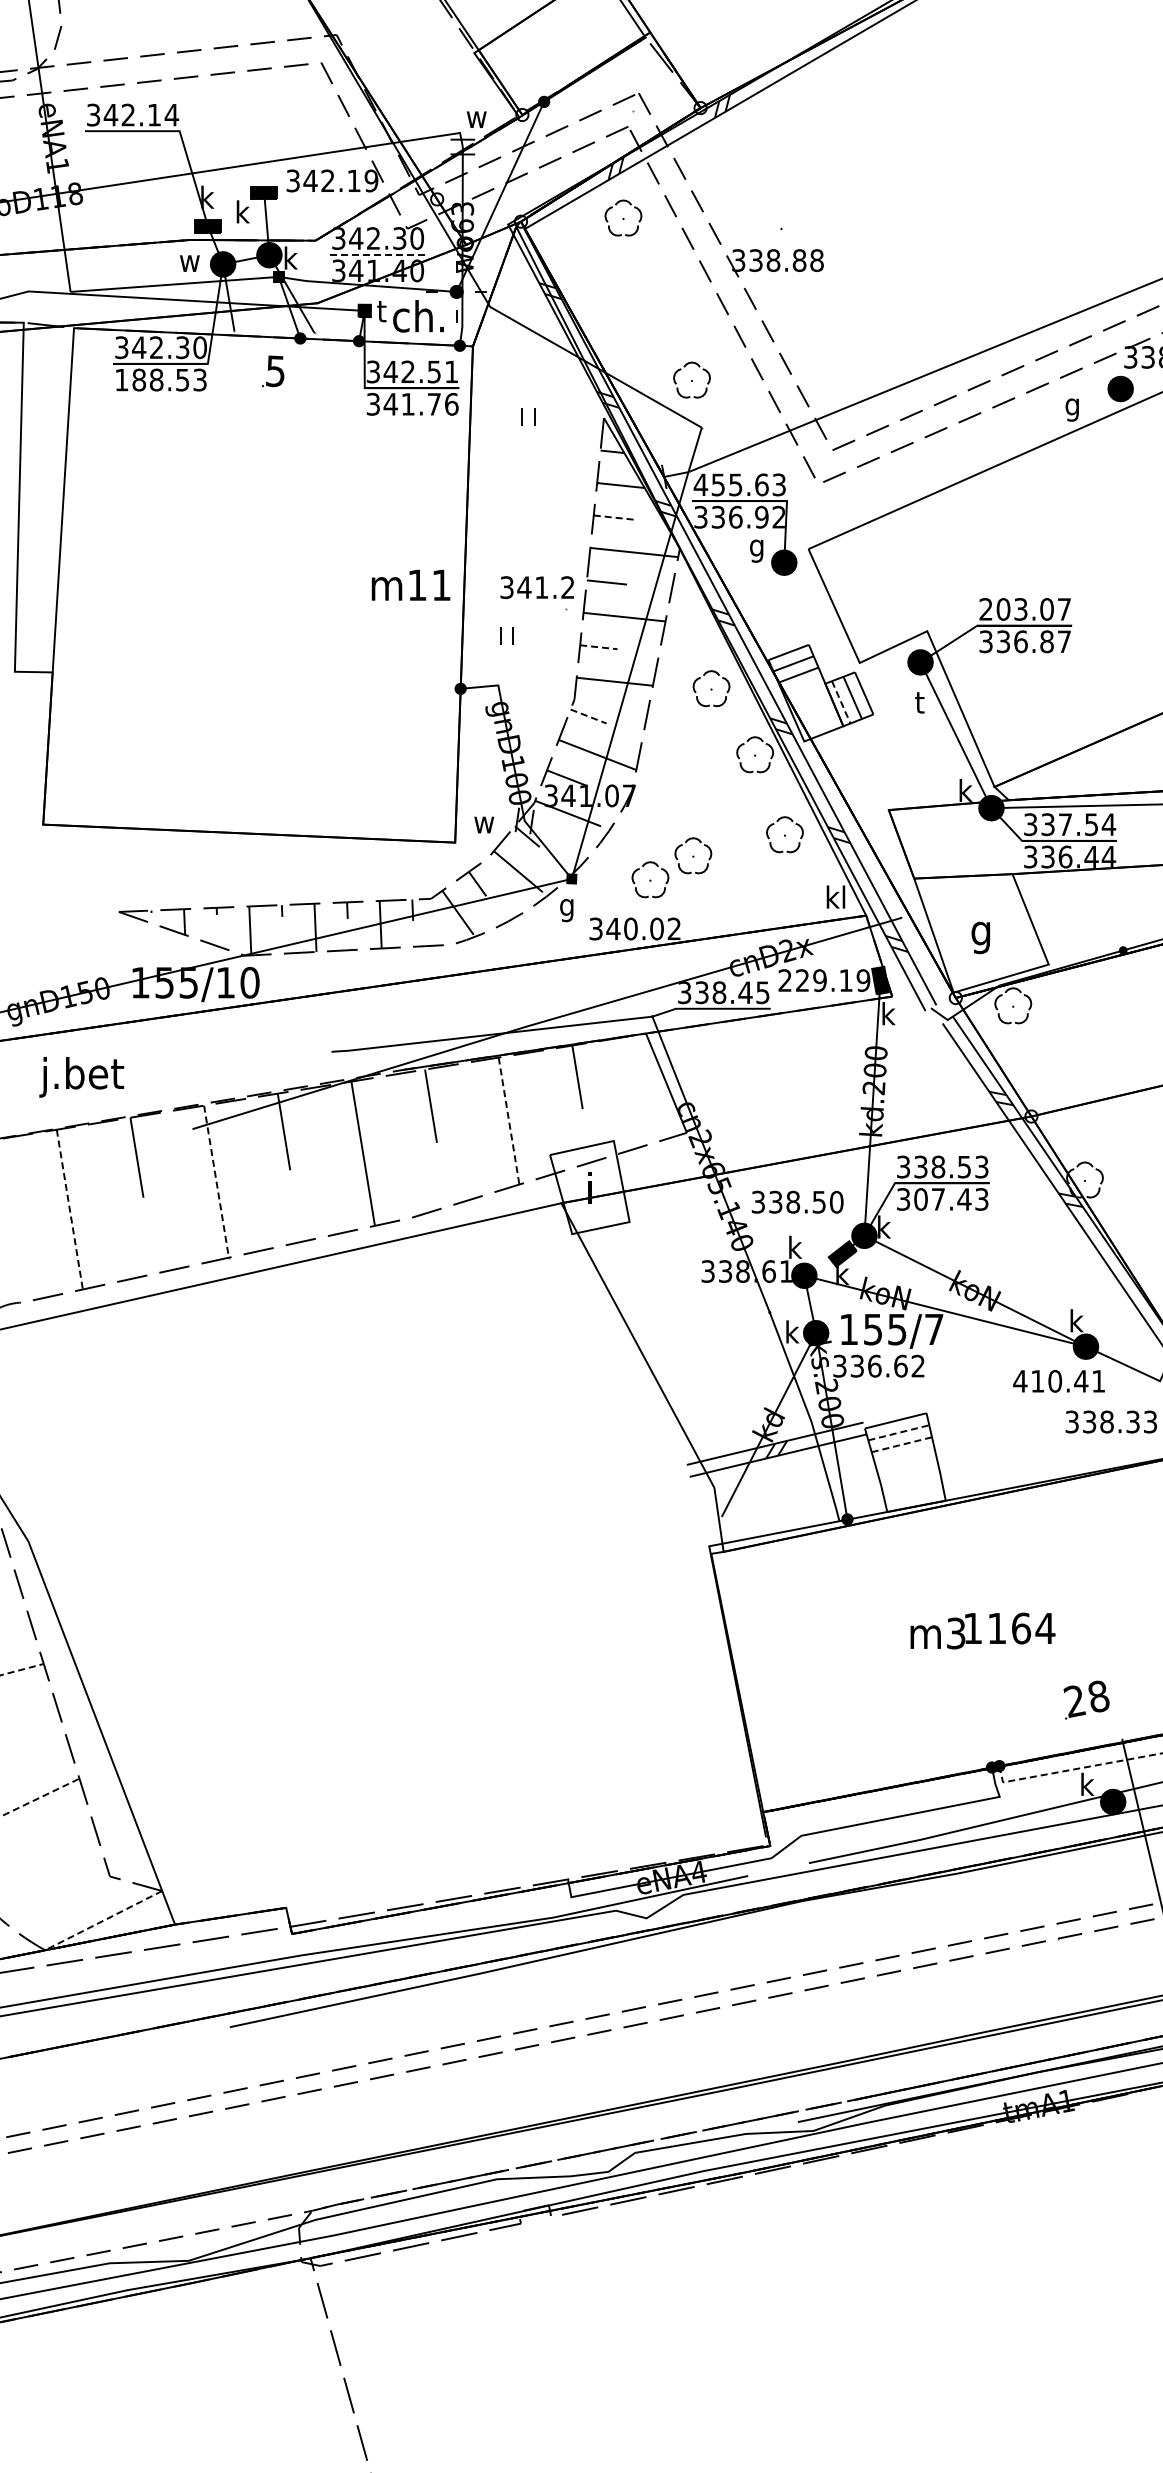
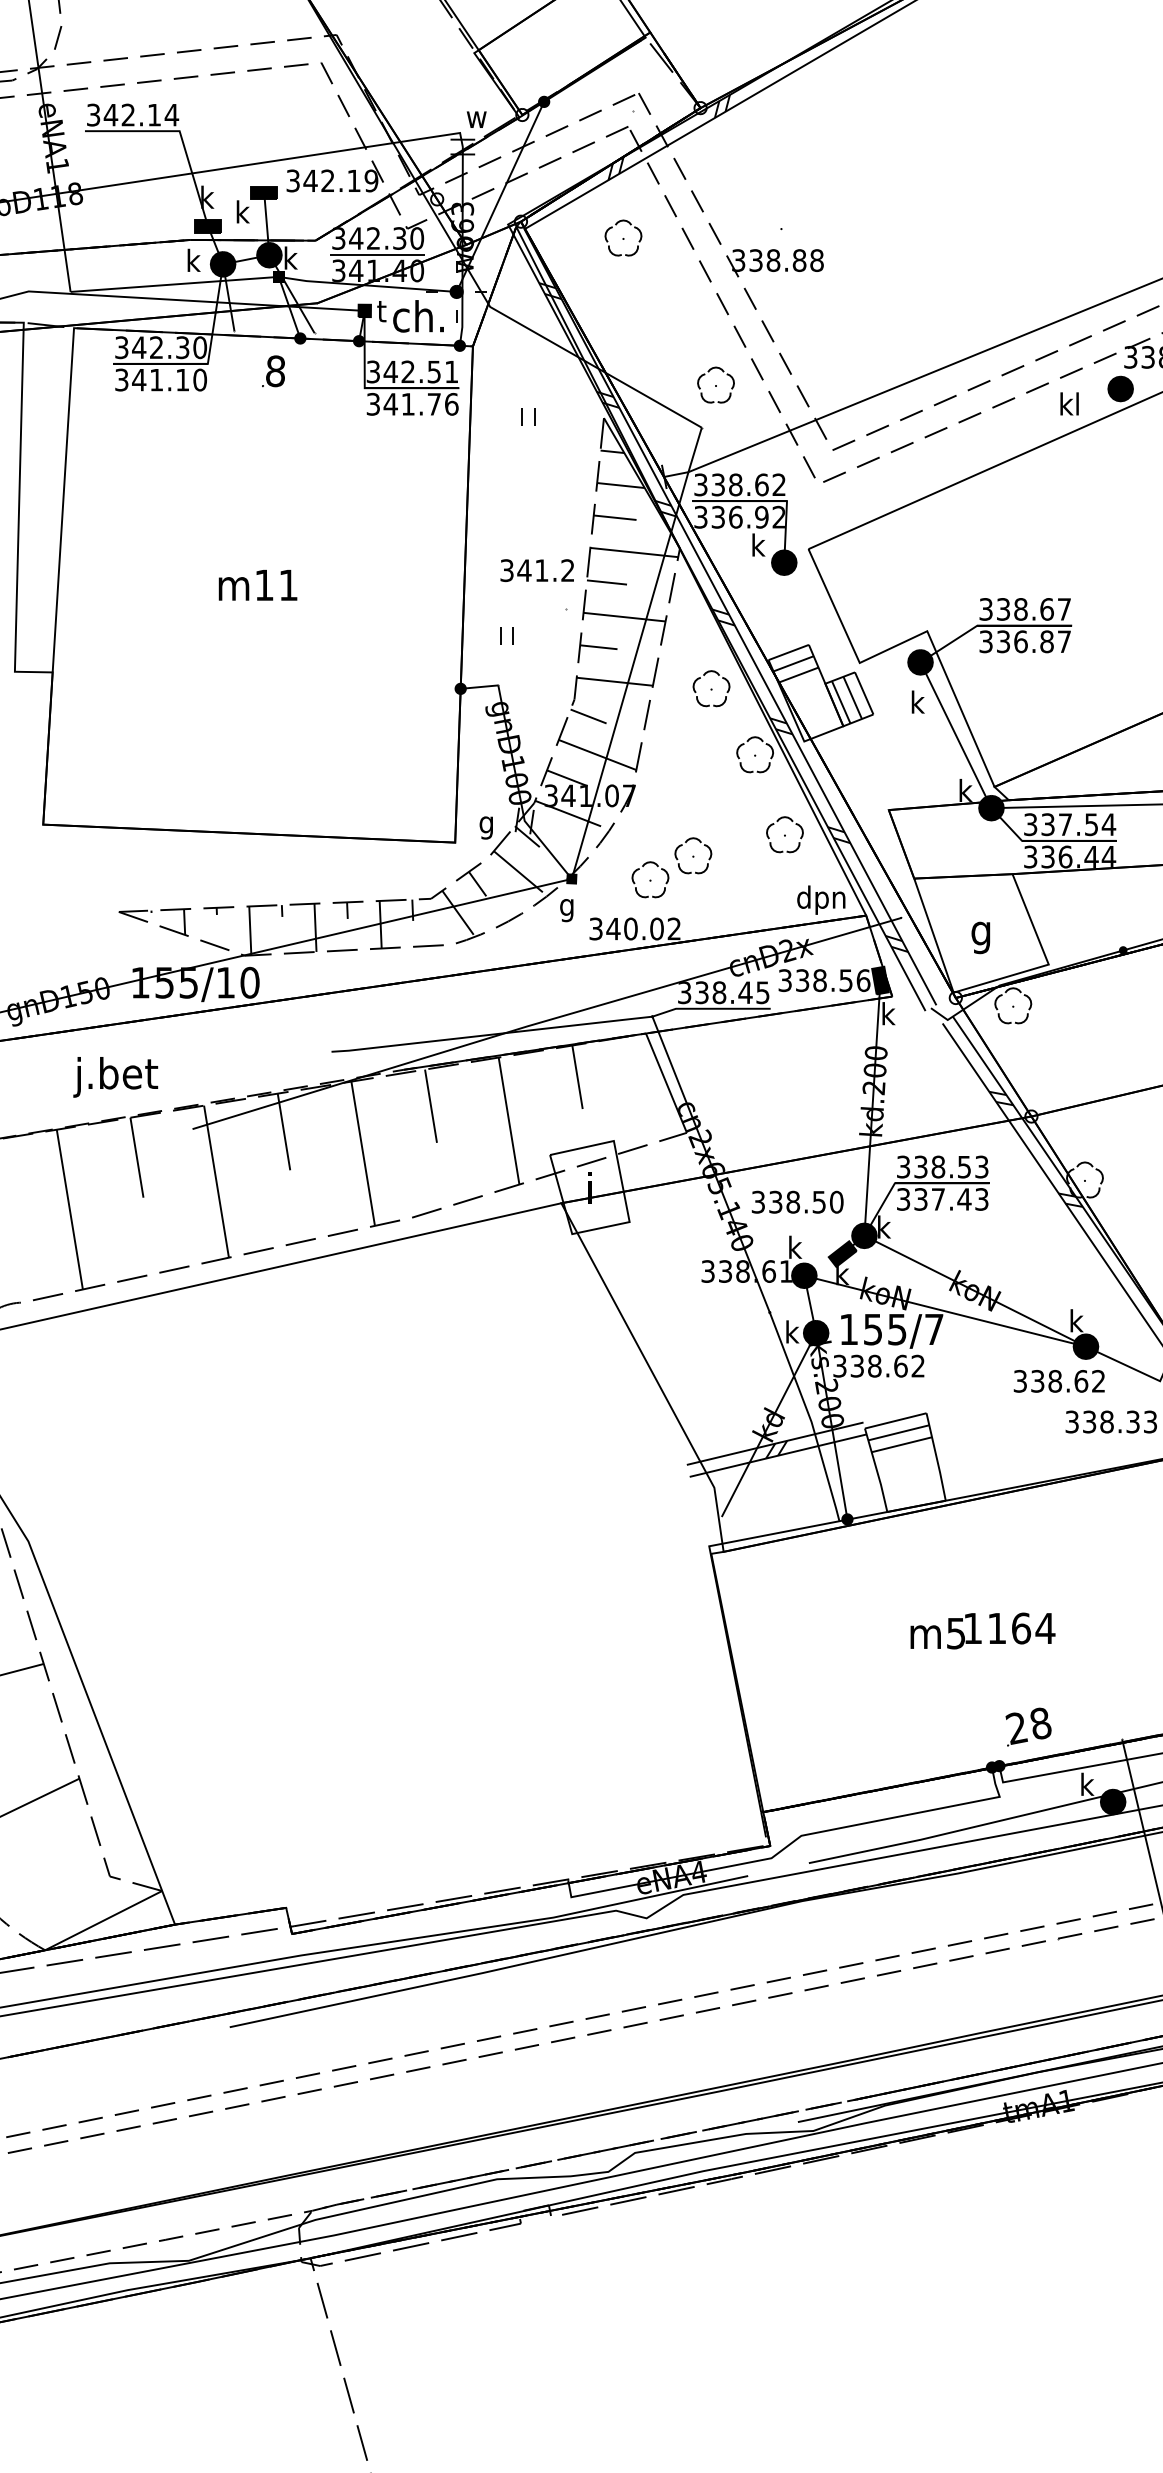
part position: (623, 217) -> (623, 237) (623, 237)
line: dashed -> solid (378, 254)
text: w -> k (190, 259)
text: 5 -> 8 (275, 371)
text: 188.53 -> 341.10 (161, 379)
part position: (691, 379) -> (715, 384) (715, 384)
text: g -> kl (1069, 406)
text: 455.63 -> 338.62 (739, 484)
line: dashed -> solid (615, 517)
text: g -> k (757, 547)
text position: (410, 585) -> (257, 585) (257, 585)
text position: (536, 587) -> (536, 570) (536, 570)
text: 203.07 -> 338.67 (1016, 609)
line: dashed -> solid (598, 647)
text: t -> k (917, 701)
line: dashed -> solid (841, 702)
line: dashed -> solid (589, 716)
text: w -> g (484, 827)
text: kl -> dpn (821, 899)
text: 229.19 -> 338.56 (824, 980)
text position: (81, 1077) -> (115, 1077) (115, 1077)
line: dashed -> solid (509, 1121)
line: dashed -> solid (216, 1182)
text: 307.43 -> 337.43 (920, 1199)
line: dashed -> solid (69, 1209)
text: 336.62 -> 338.62 (874, 1365)
text: 410.41 -> 338.62 (1058, 1380)
line: dashed -> solid (899, 1432)
line: dashed -> solid (902, 1444)
text: m3 -> m5 (956, 1632)
line: dashed -> solid (22, 1669)
text position: (1086, 1699) -> (1028, 1726) (1028, 1726)
line: dashed -> solid (1073, 1769)
line: dashed -> solid (39, 1797)
line: dashed -> solid (103, 1920)
